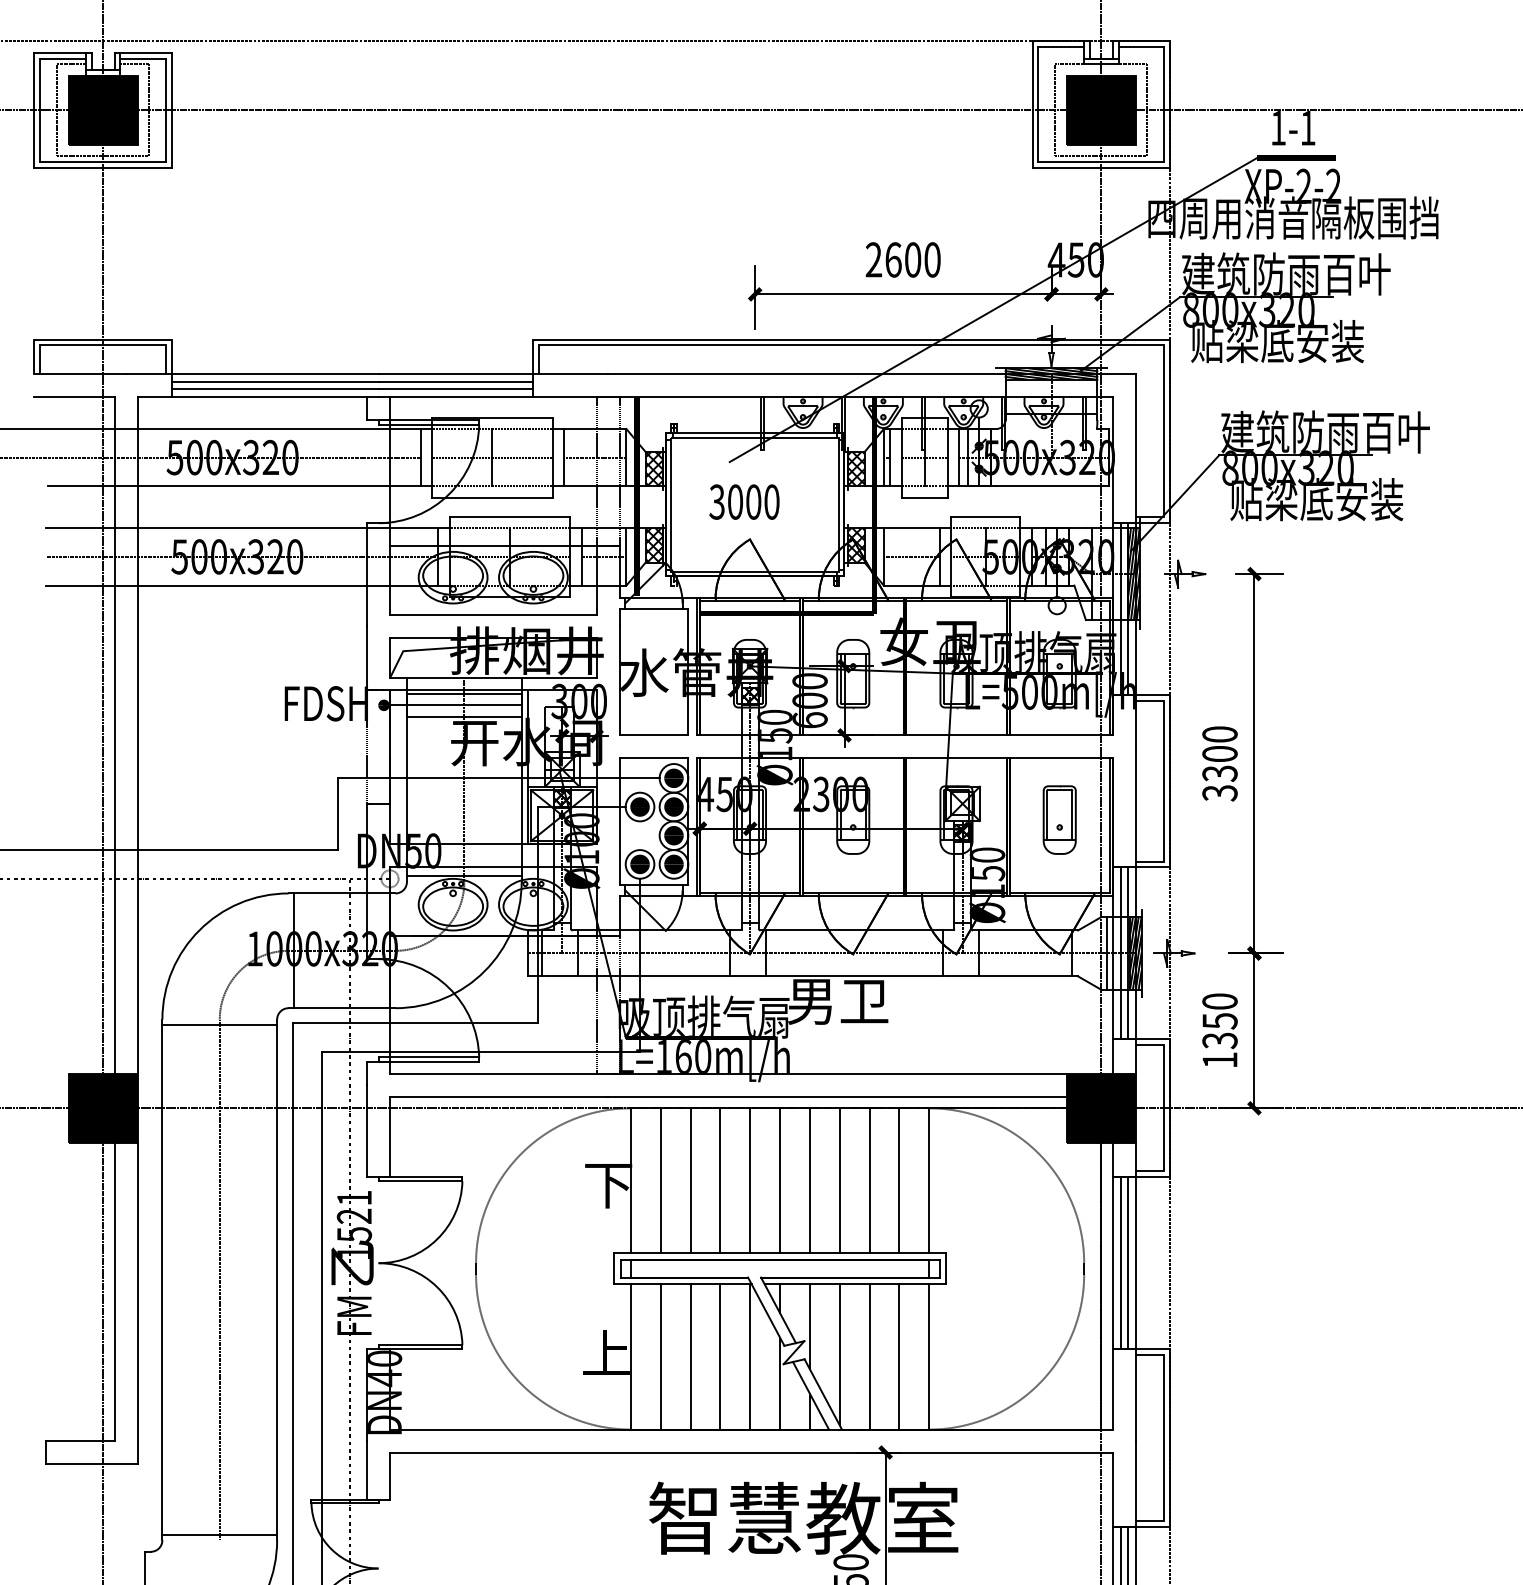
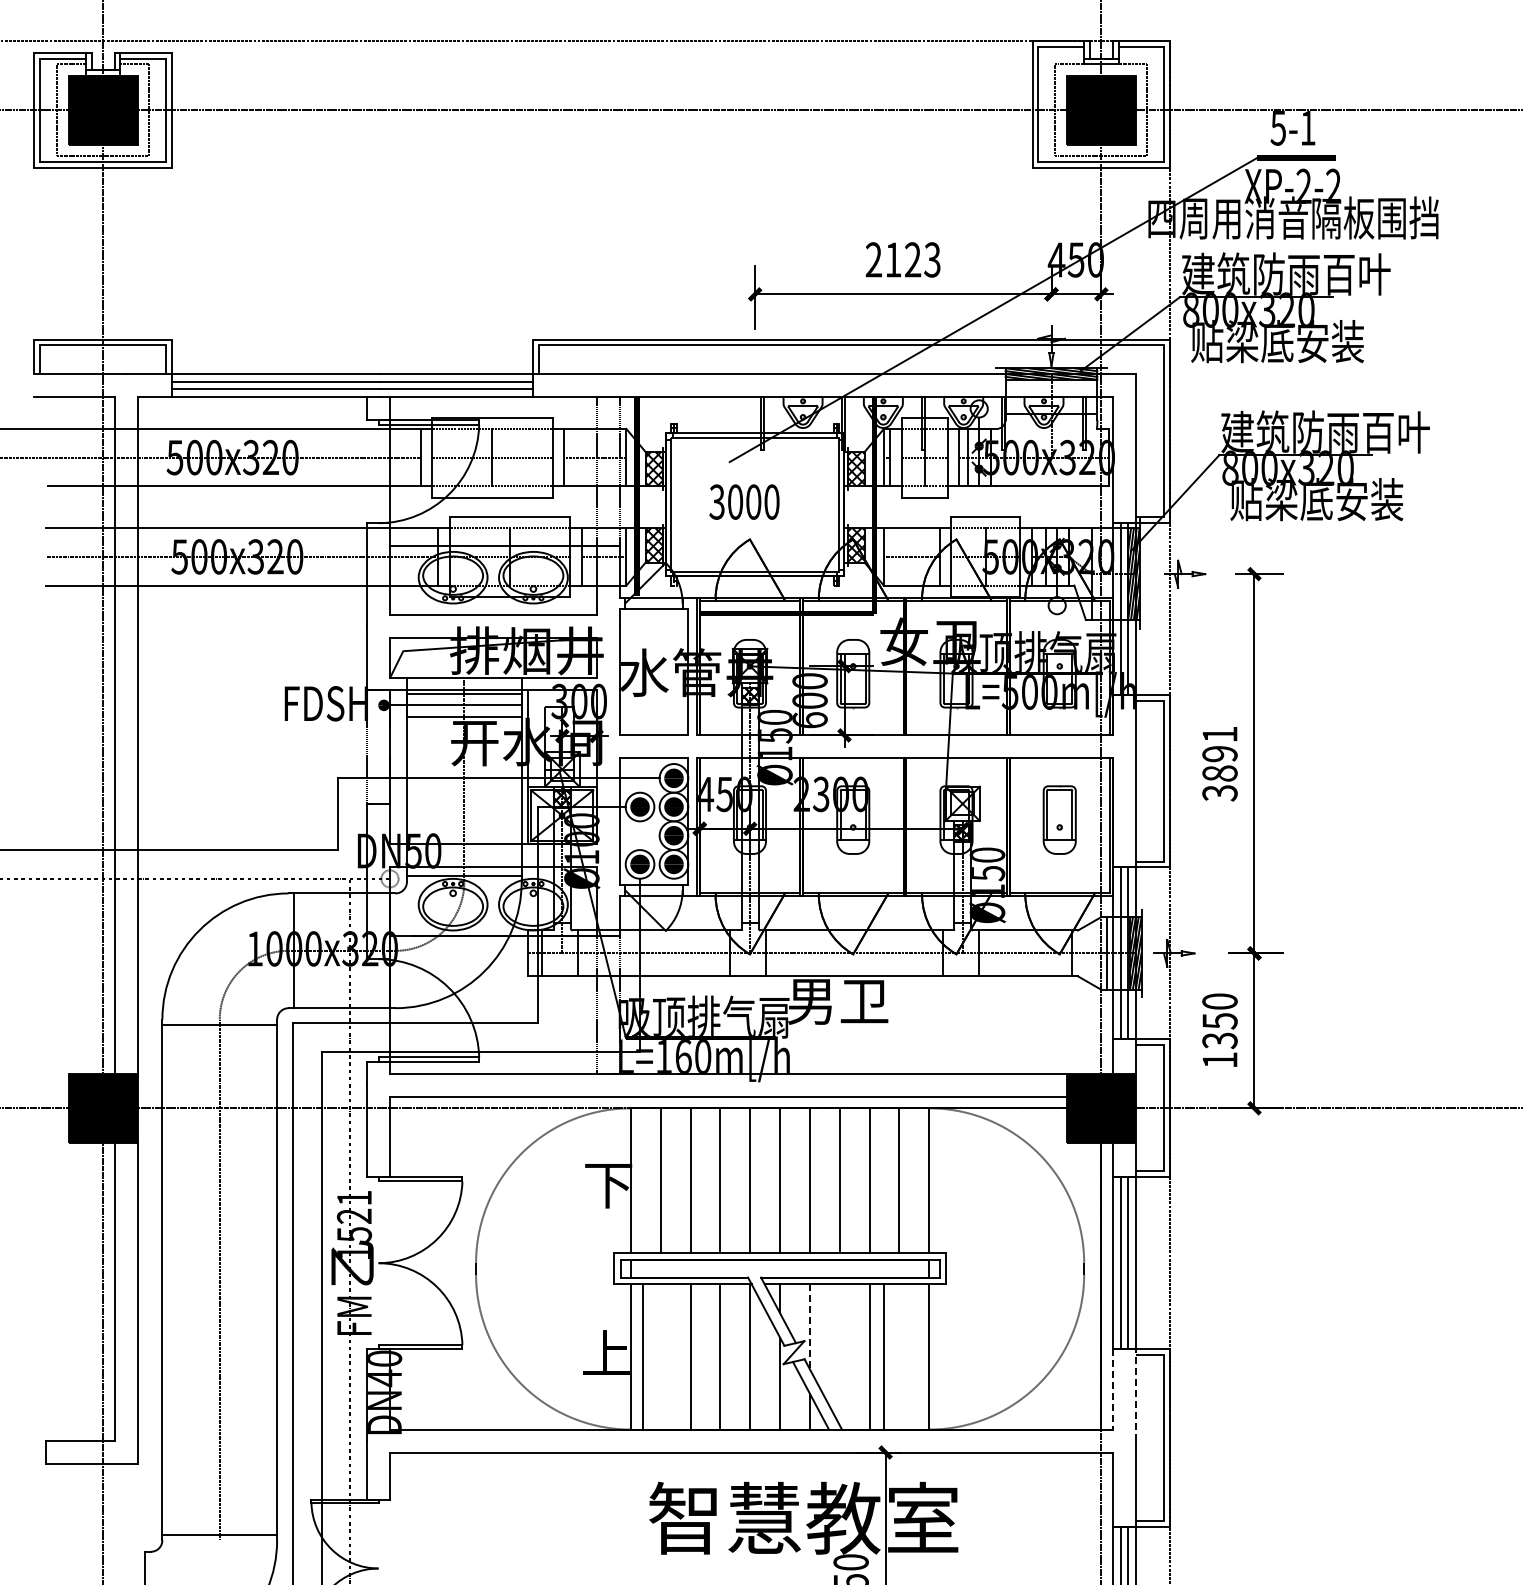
text: 1-1 -> 5-1 (1277, 128)
text: 2600 -> 2123 (912, 259)
text: 3300 -> 3891 (1219, 754)
line: solid -> dashed (809, 1327)
line: present -> none (839, 1354)
line position: (660, 1356) -> (642, 1356) (642, 1356)
line position: (899, 1356) -> (884, 1356) (884, 1356)
line: solid -> dashed (1112, 1389)
line: solid -> dashed (1135, 1395)
